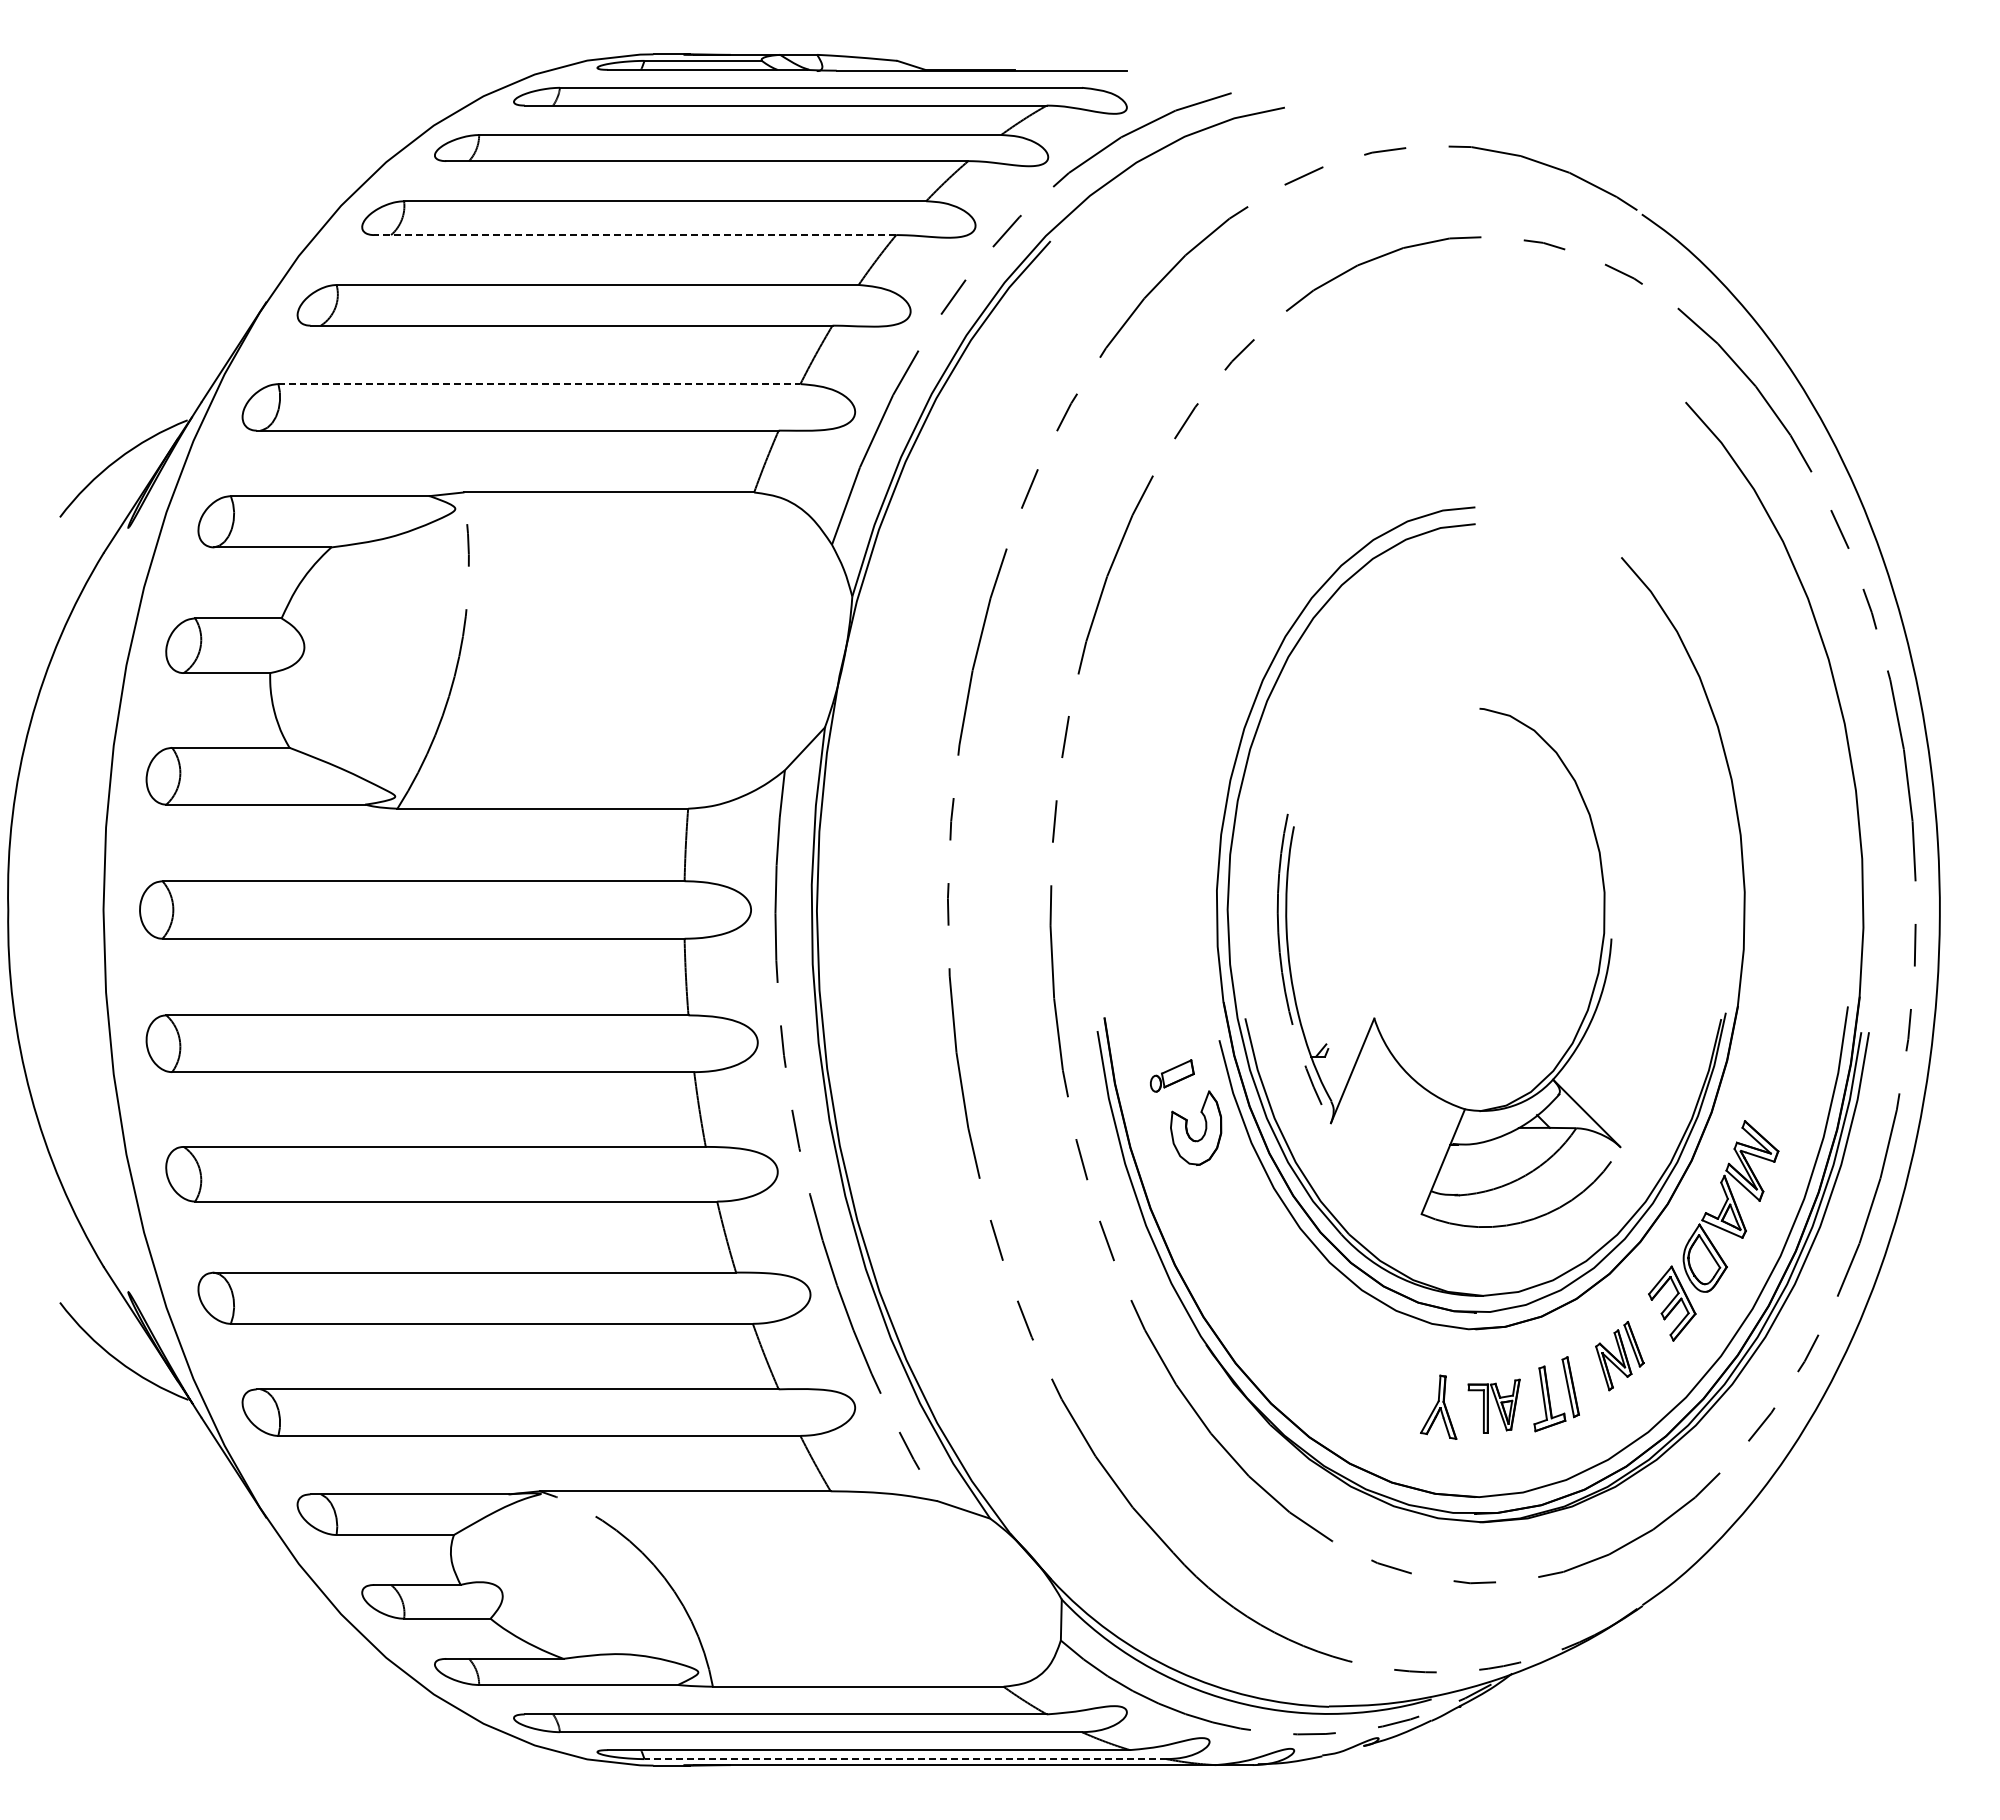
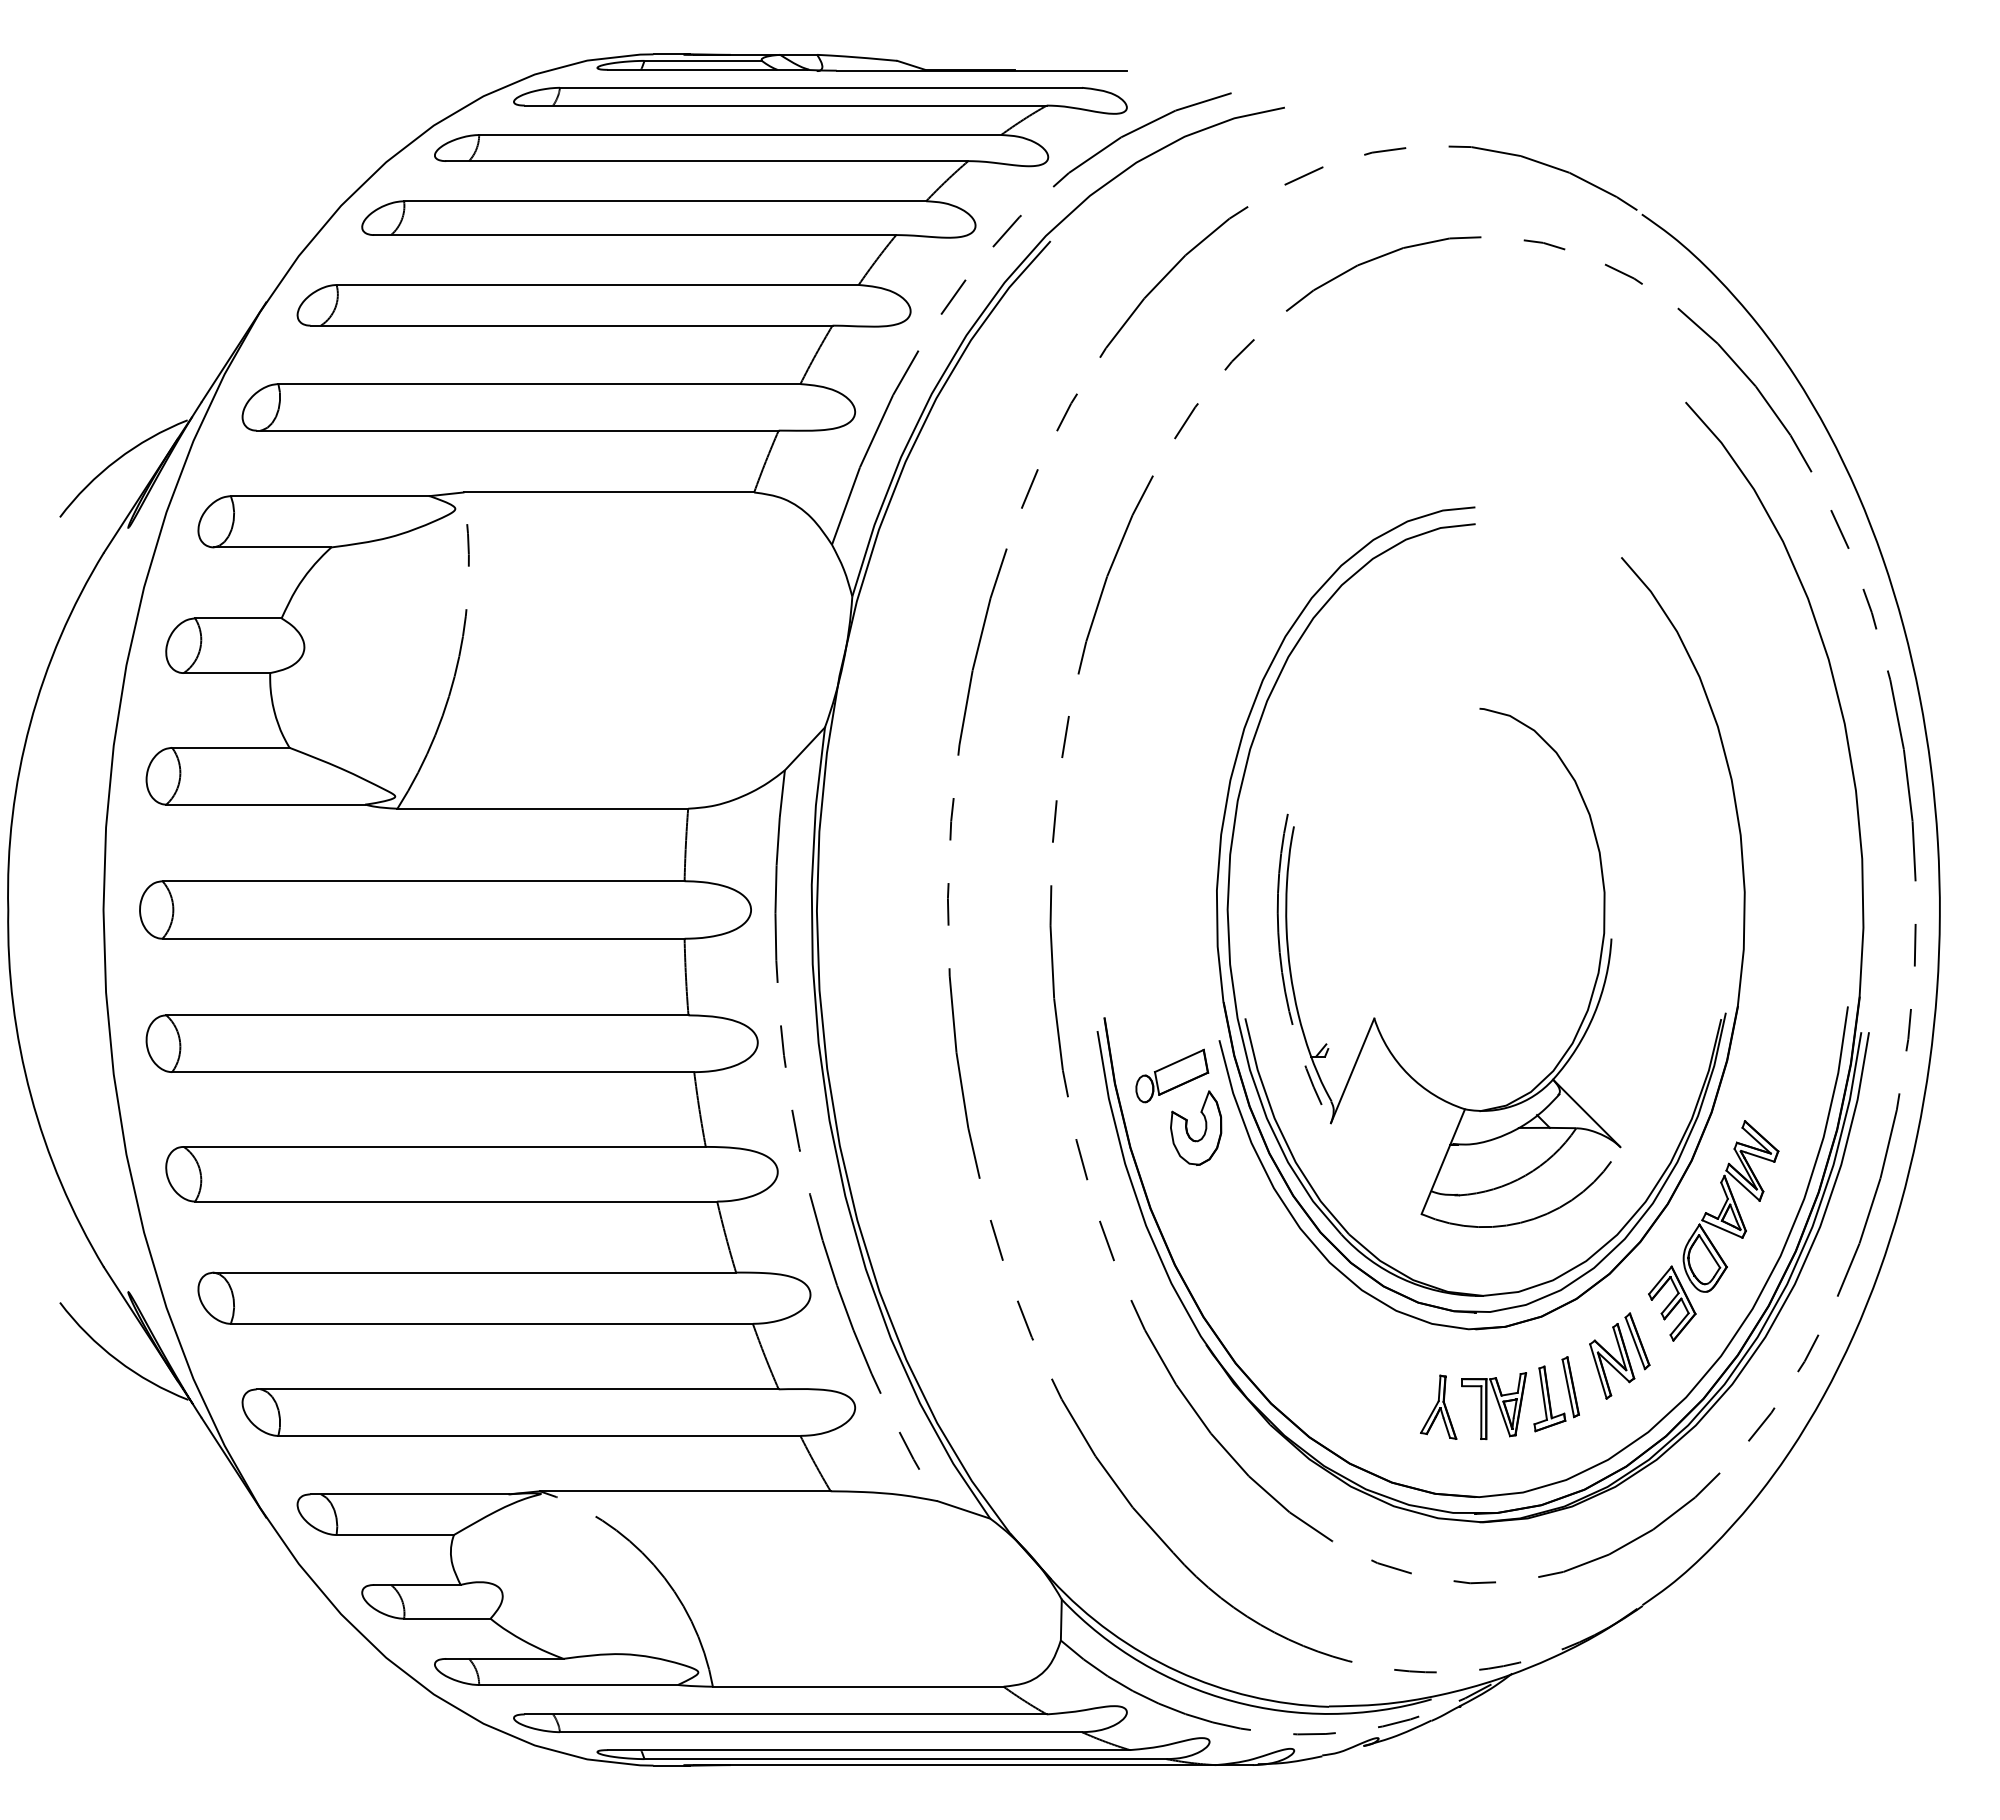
line: dashed -> solid (634, 235)
line: dashed -> solid (539, 384)
part size: 45x34 px -> 75x56 px (1172, 1075)
part size: 50x71 px -> 62x88 px (1619, 1355)
part size: 54x56 px -> 66x69 px (1493, 1406)
line: dashed -> solid (905, 1759)
